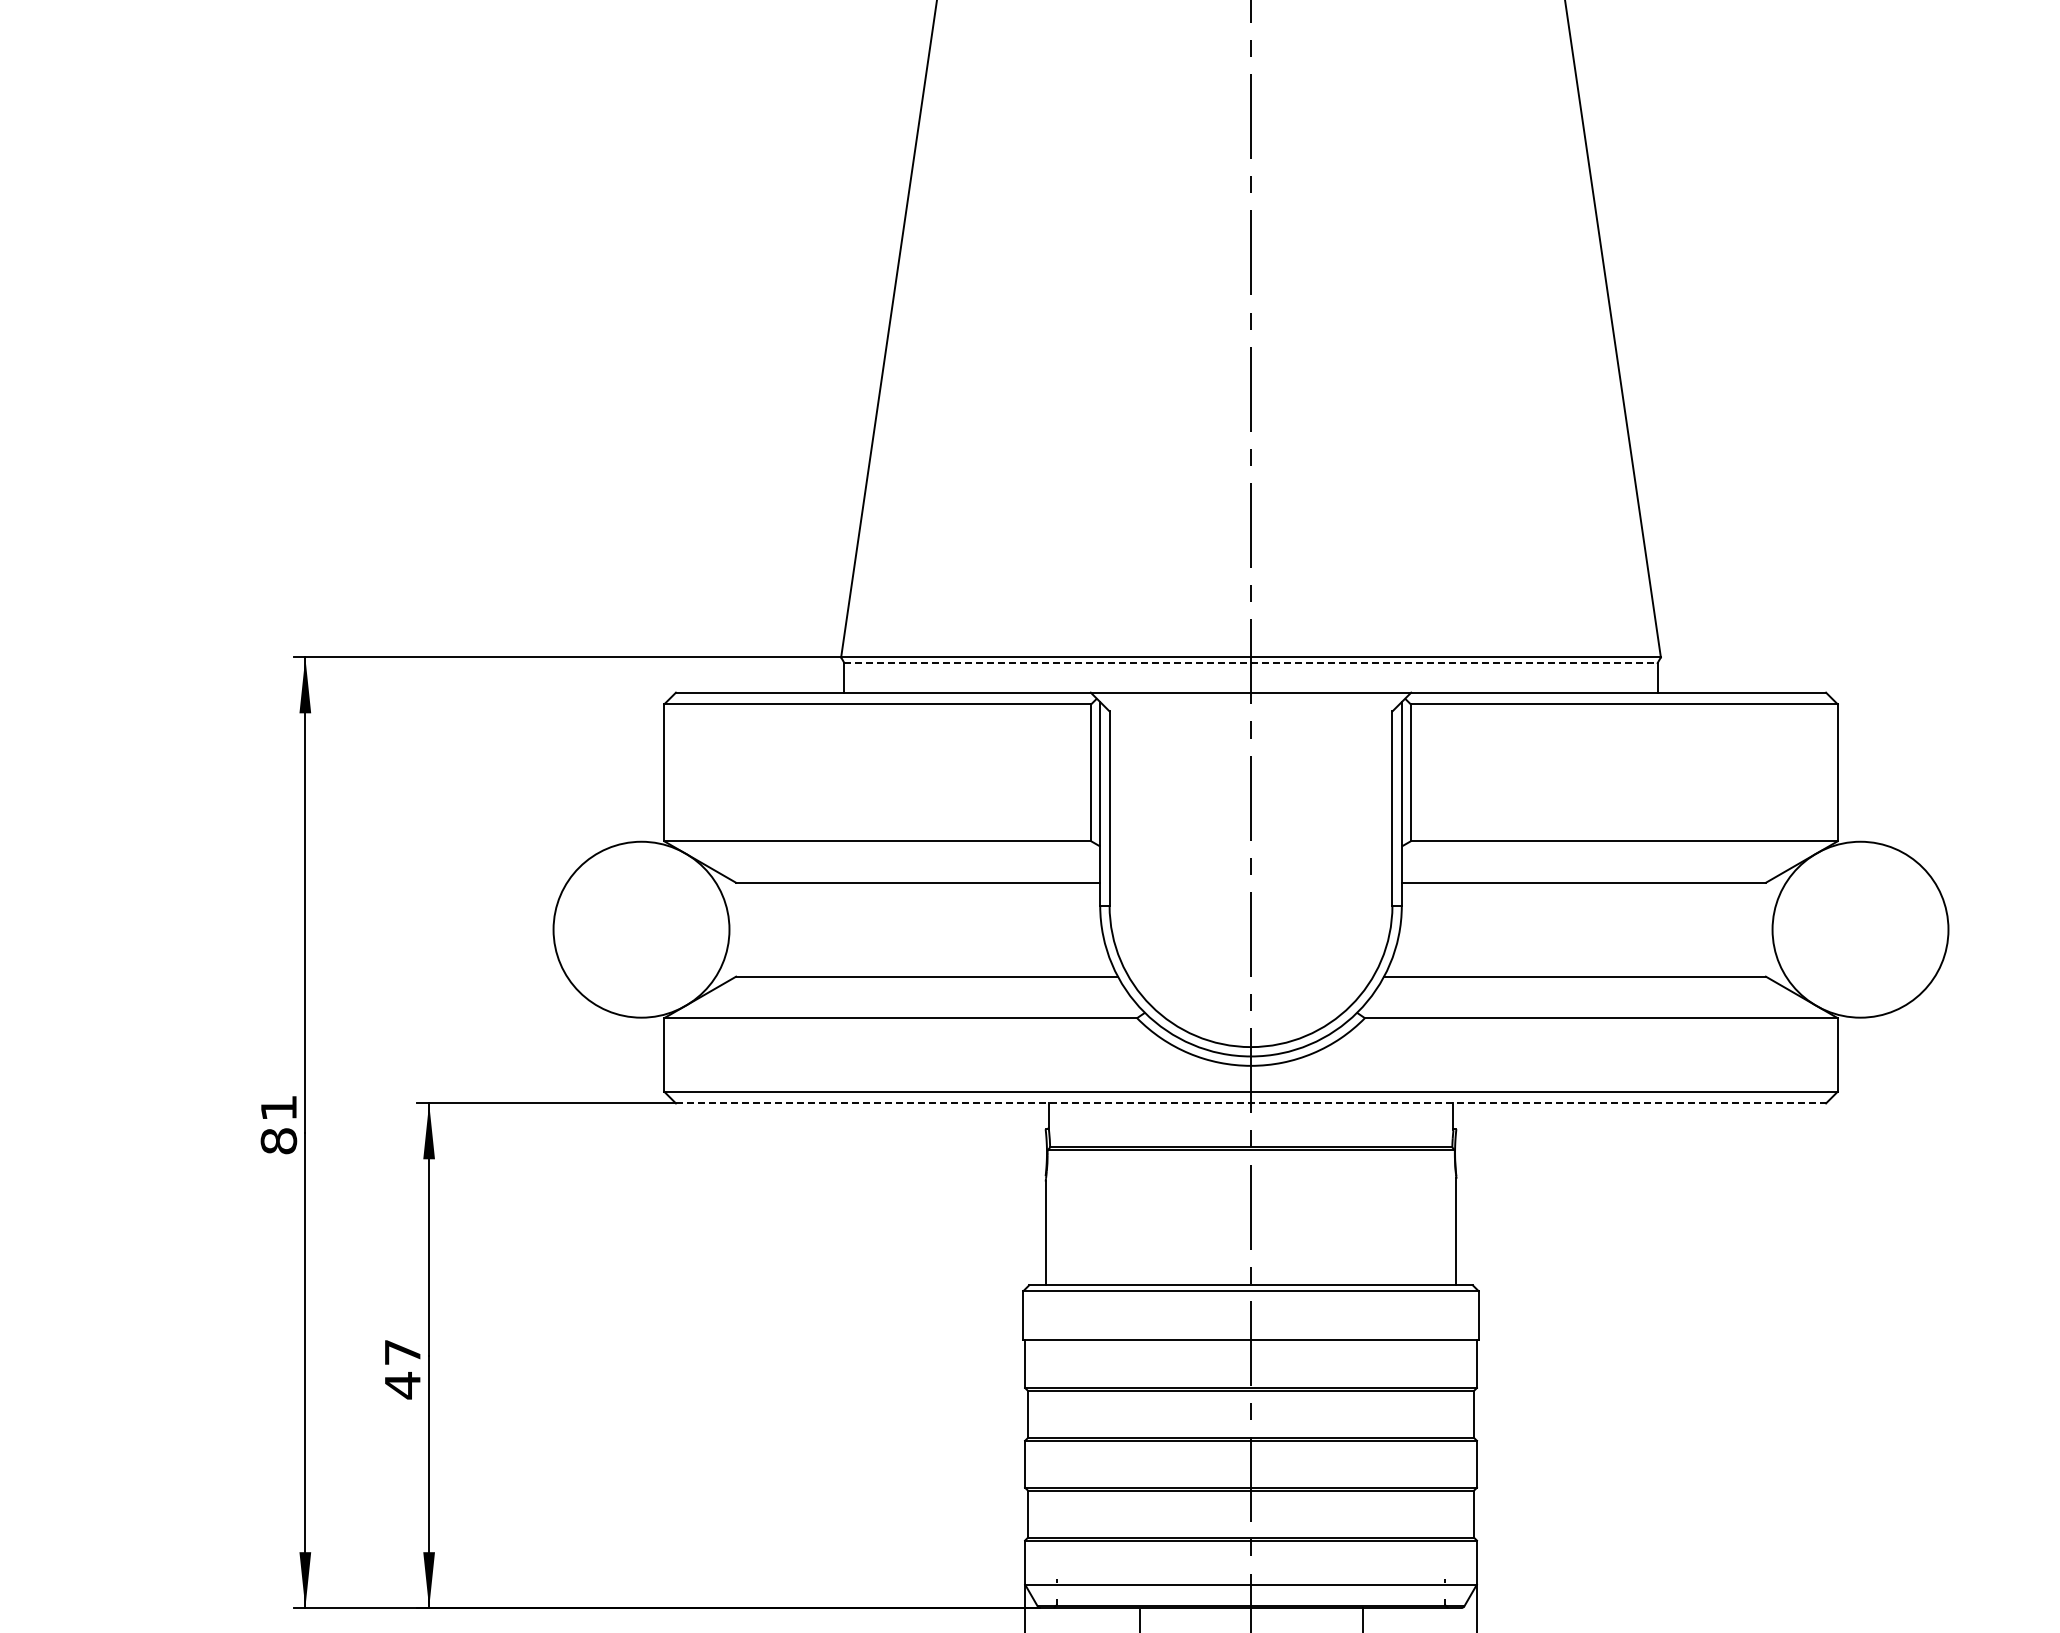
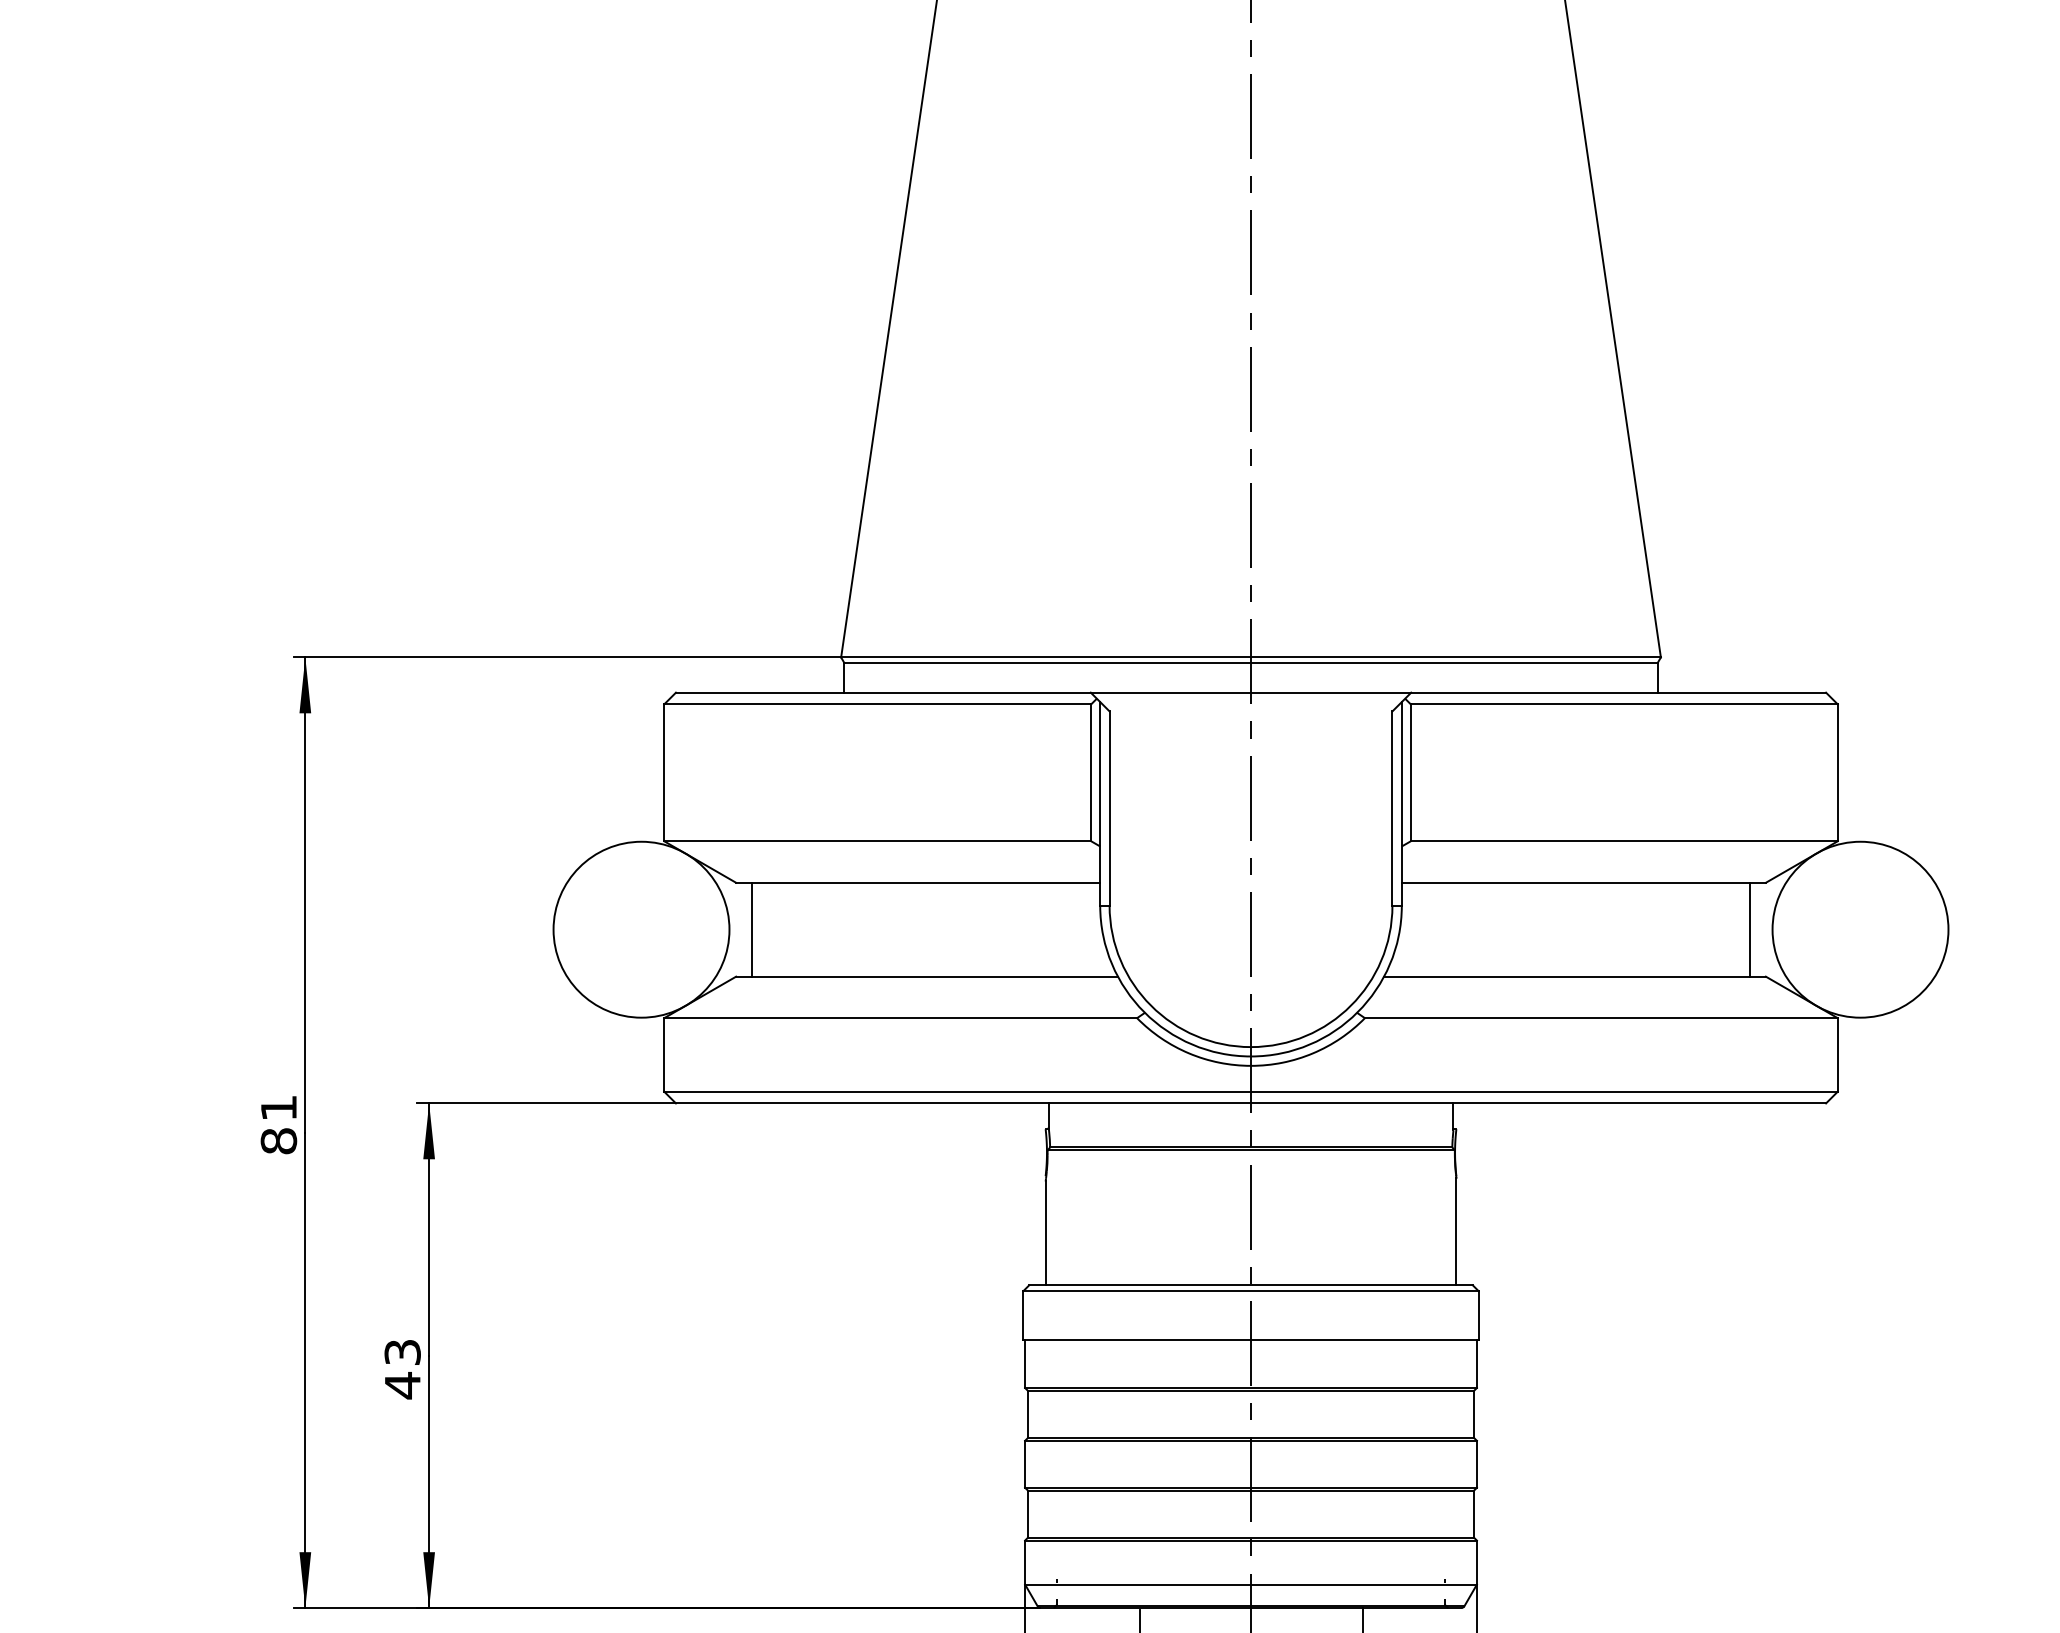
line: dashed -> solid (1251, 663)
line: none -> present (752, 929)
line: none -> present (1749, 929)
line: dashed -> solid (1251, 1103)
text: 47 -> 43 (402, 1352)
